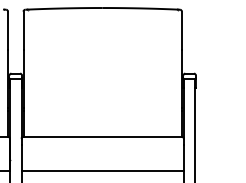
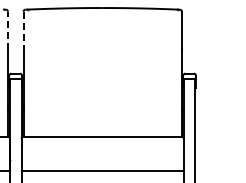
line: solid -> dashed (8, 30)
line: solid -> dashed (23, 31)
